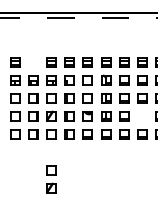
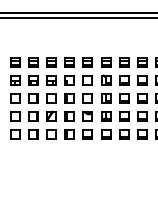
line: dashed -> solid (78, 17)
part: none -> present (33, 62)
part: none -> present (142, 116)
part: present -> none (51, 179)
